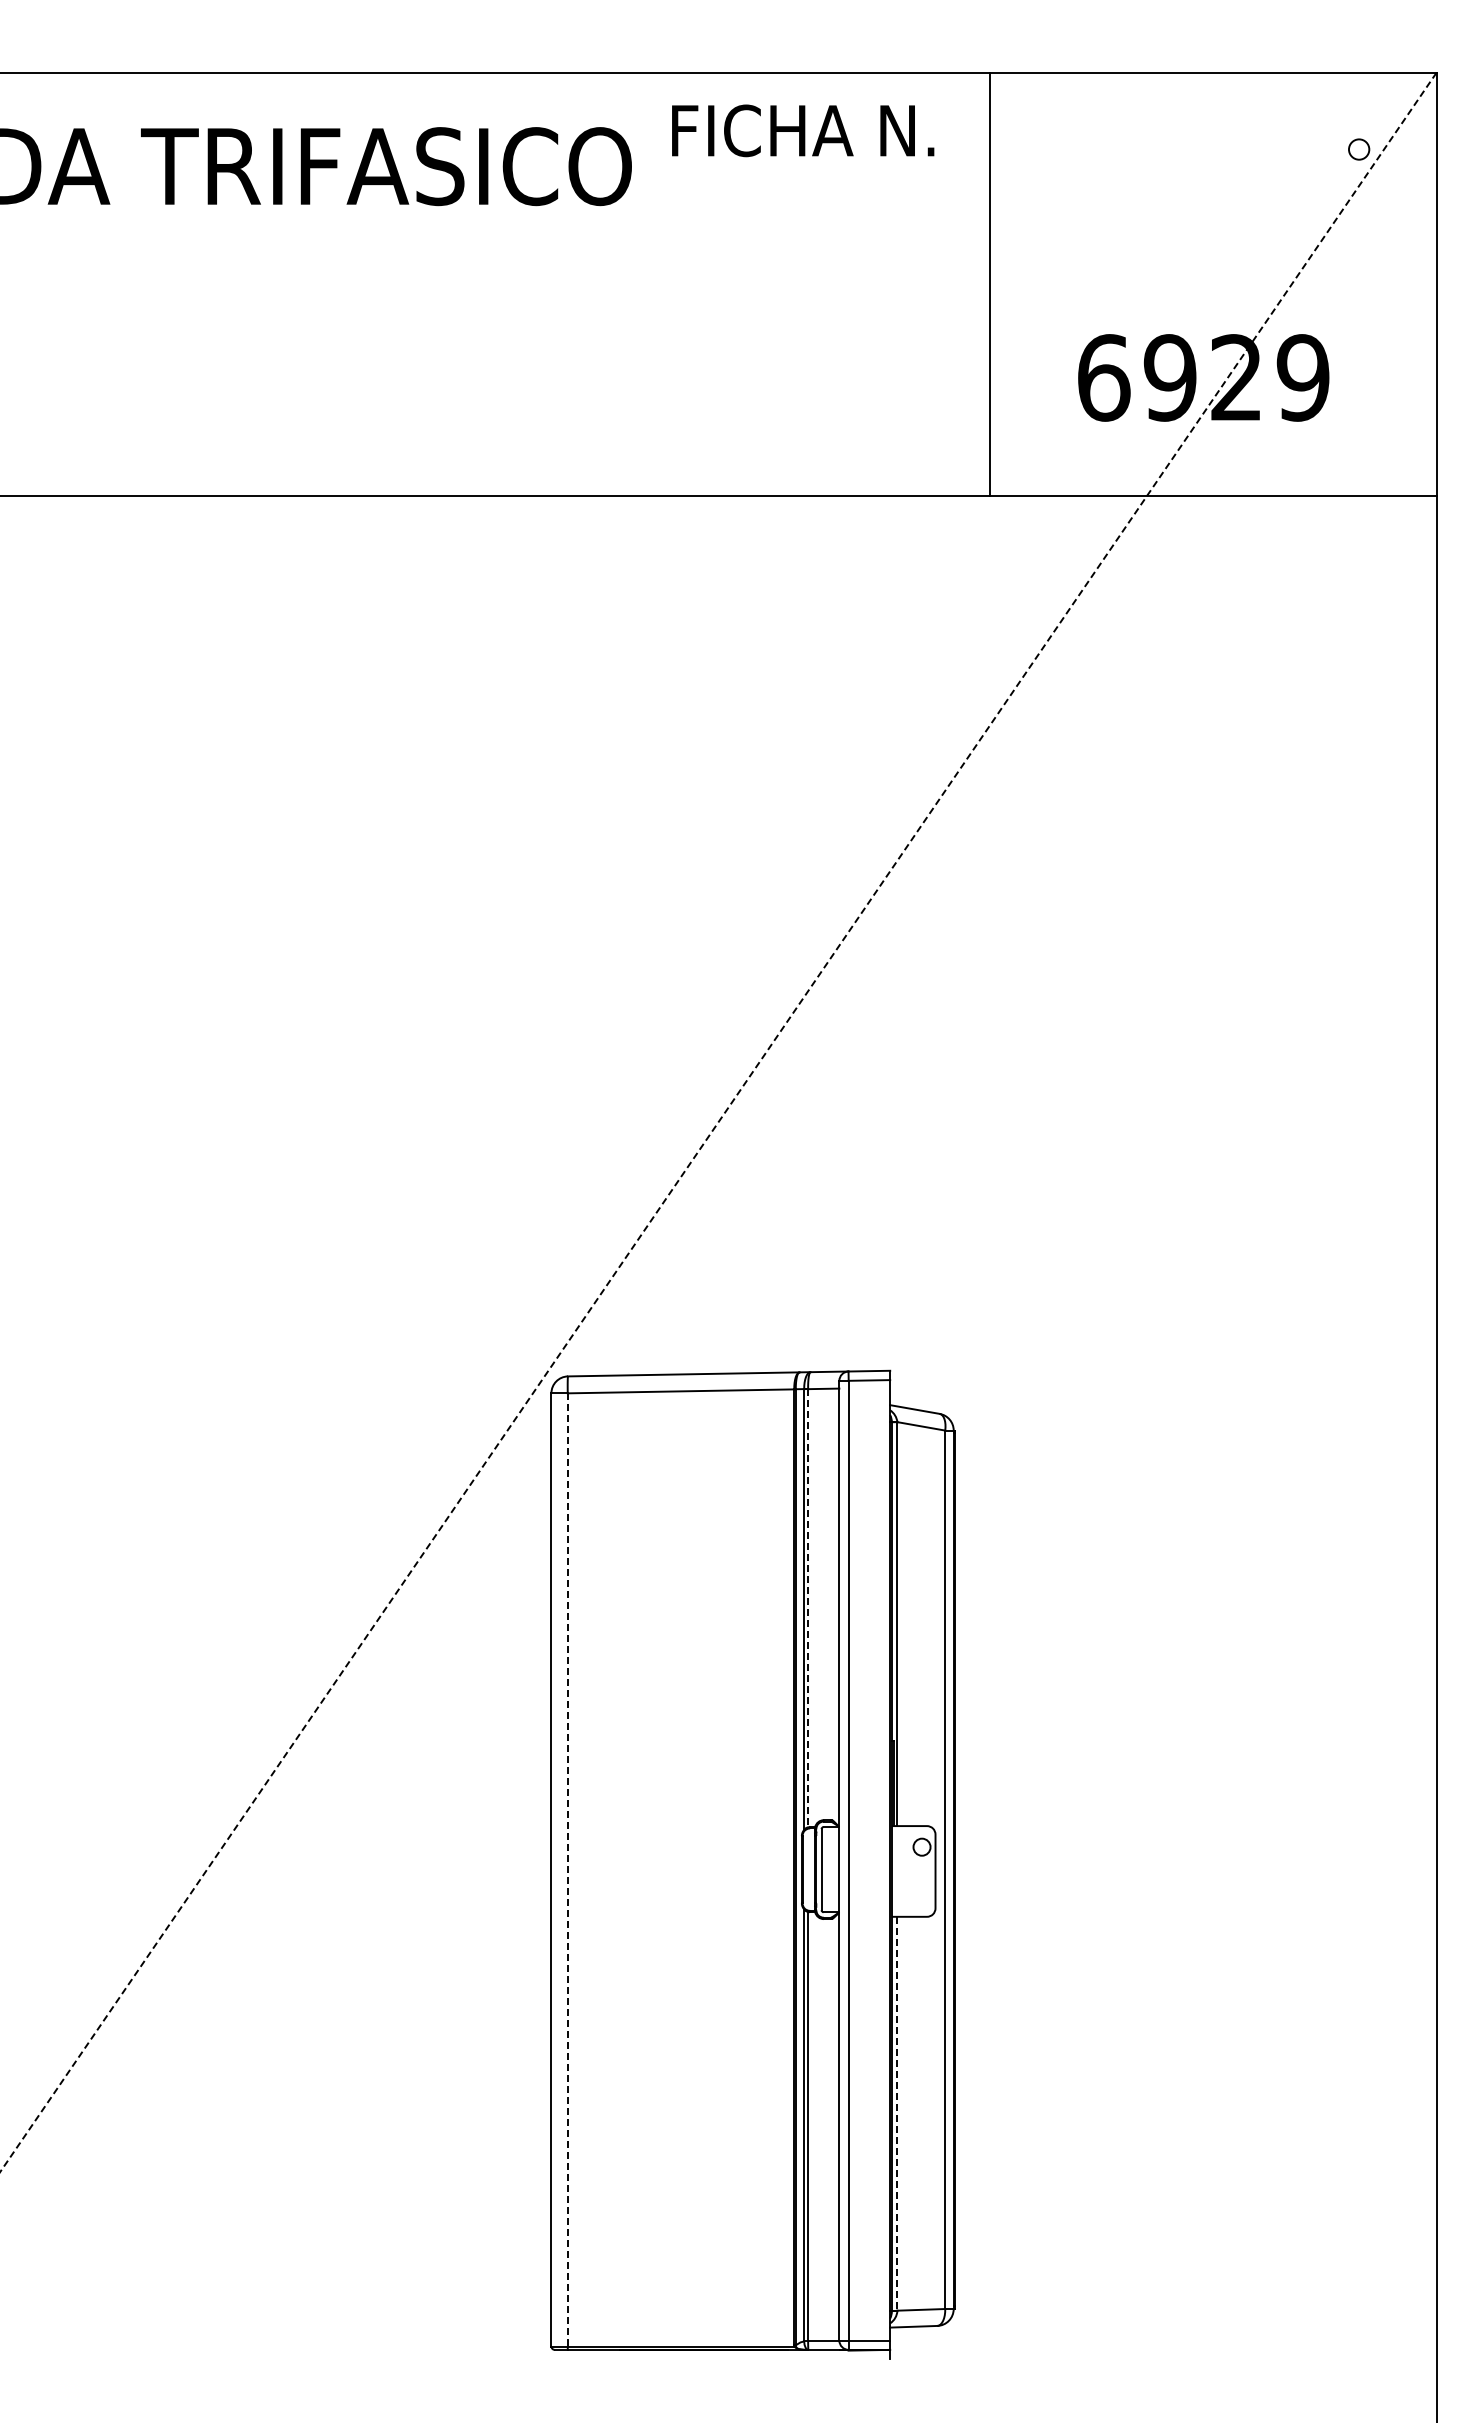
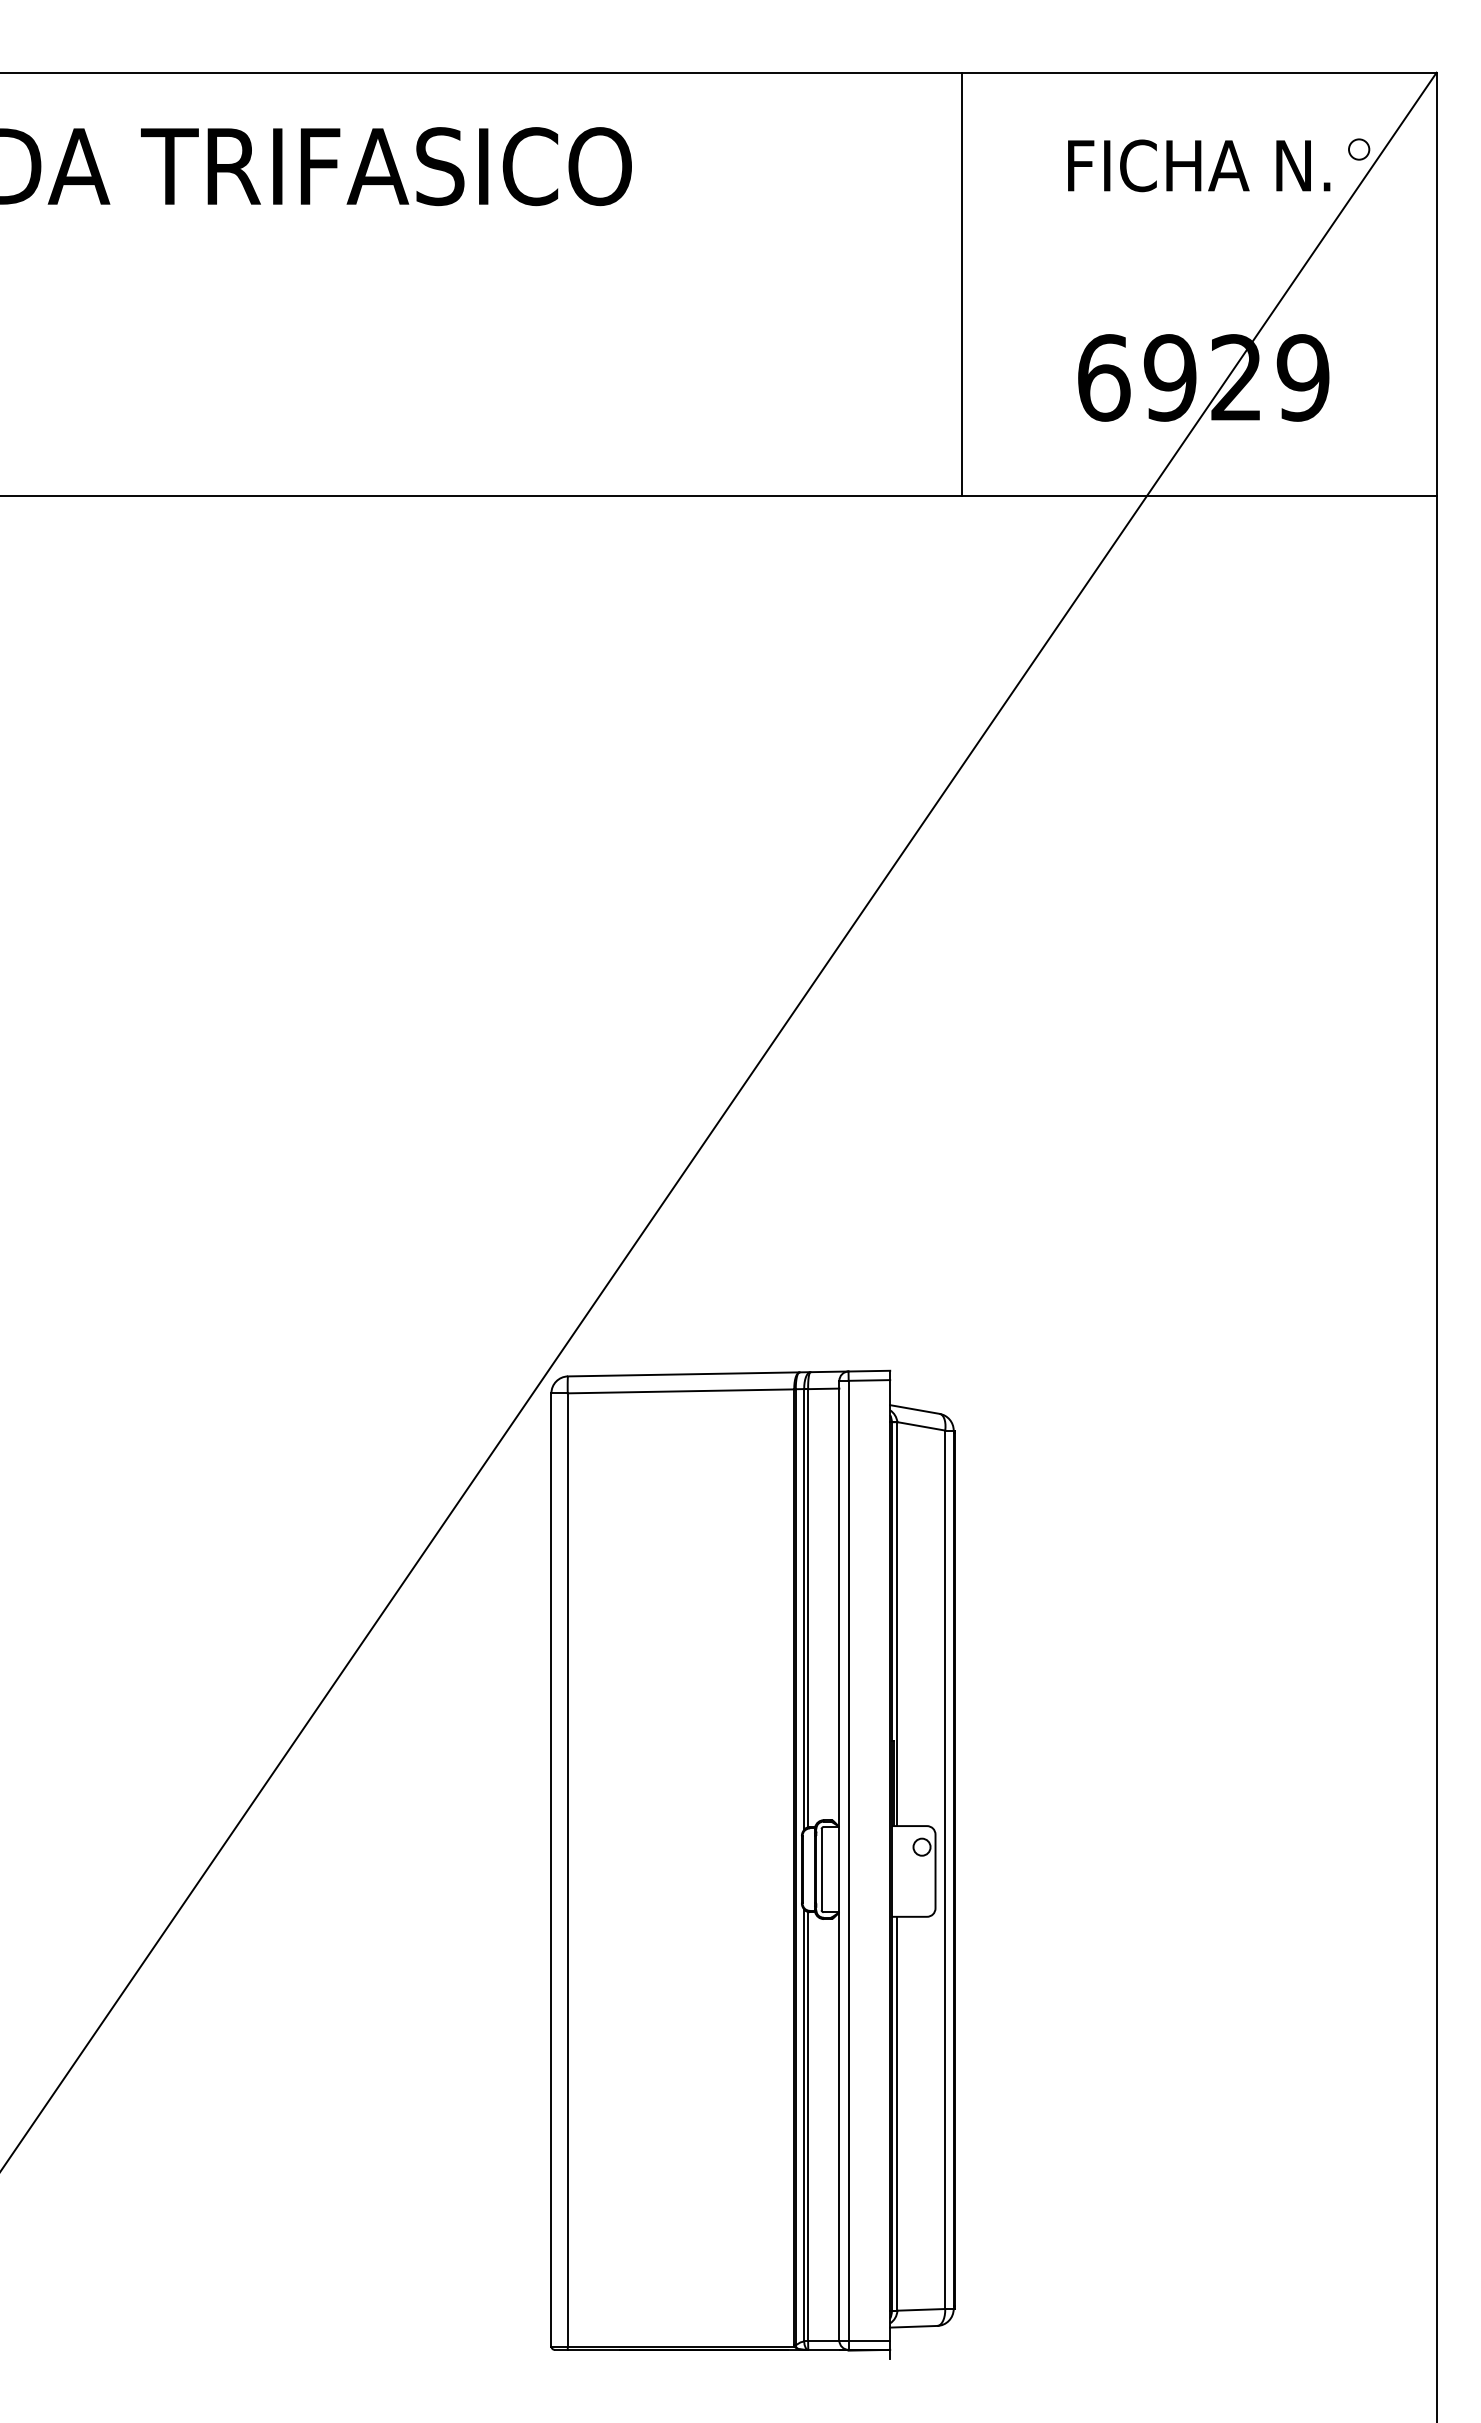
text position: (803, 130) -> (1199, 165) (1199, 165)
line position: (990, 284) -> (962, 284) (962, 284)
line: dashed -> solid (718, 1122)
line: dashed -> solid (808, 1608)
line: dashed -> solid (567, 1869)
line: dashed -> solid (897, 2113)
